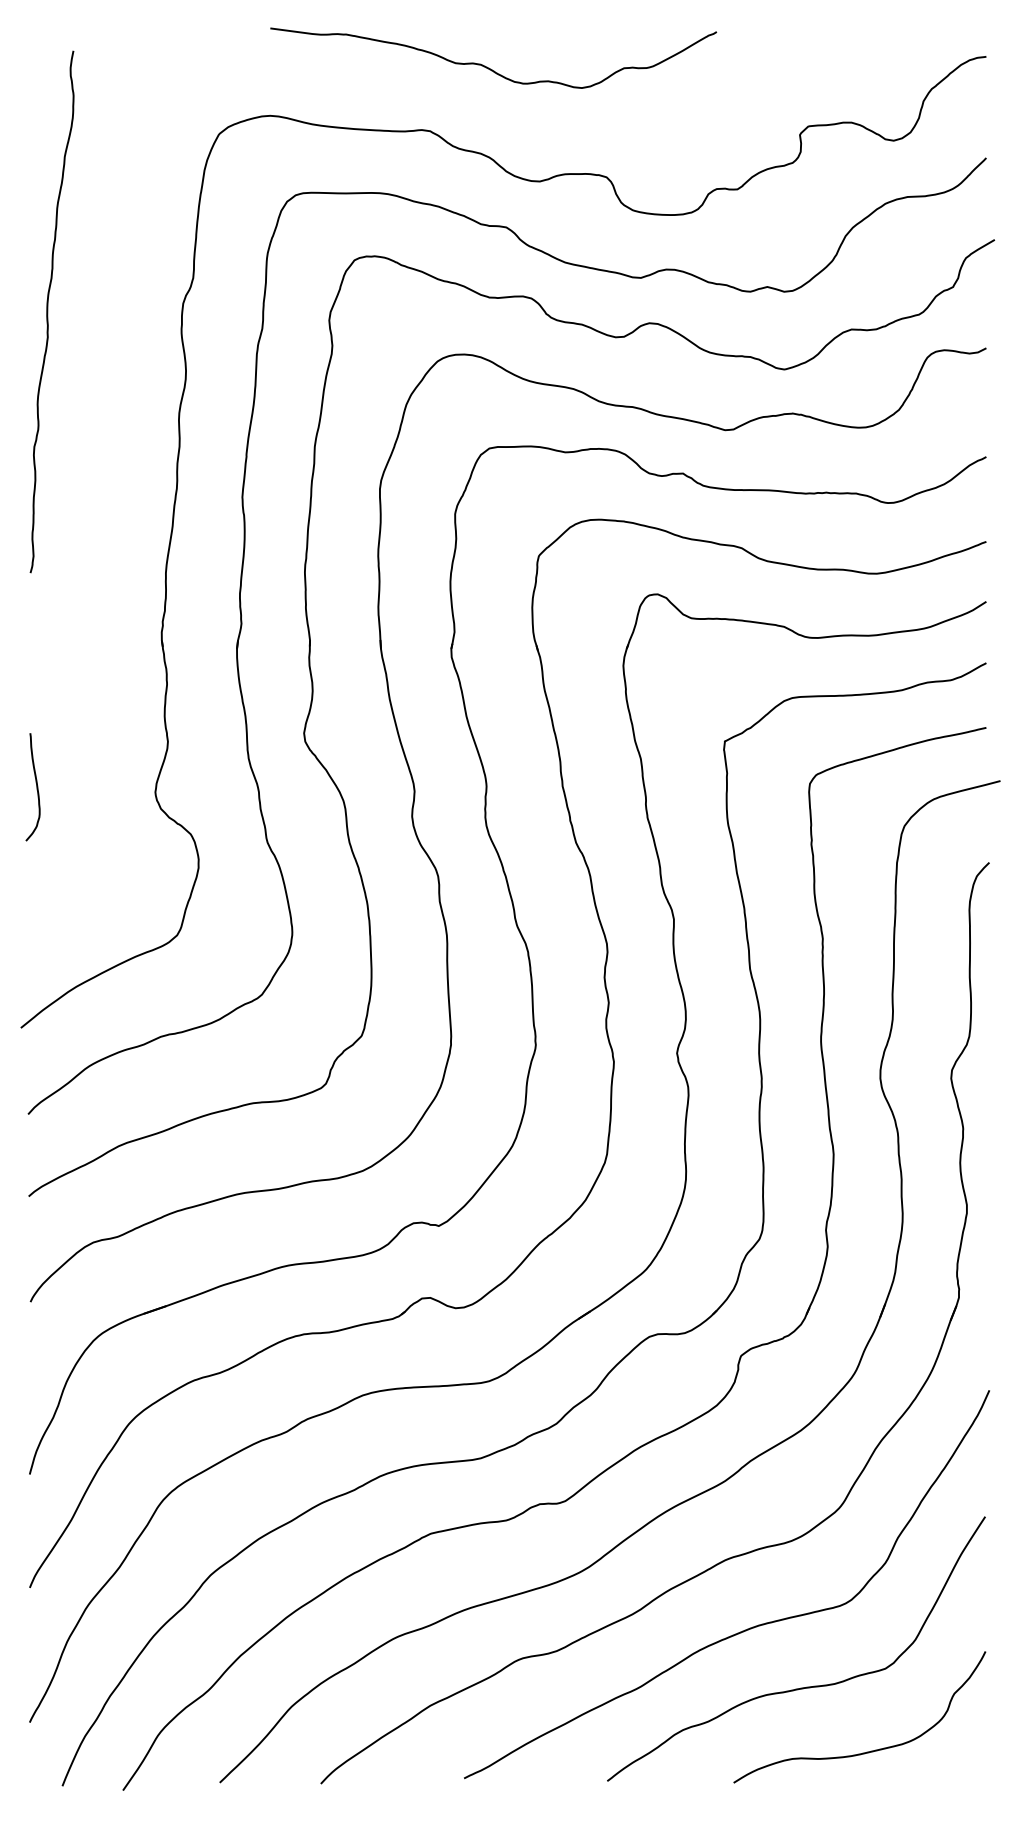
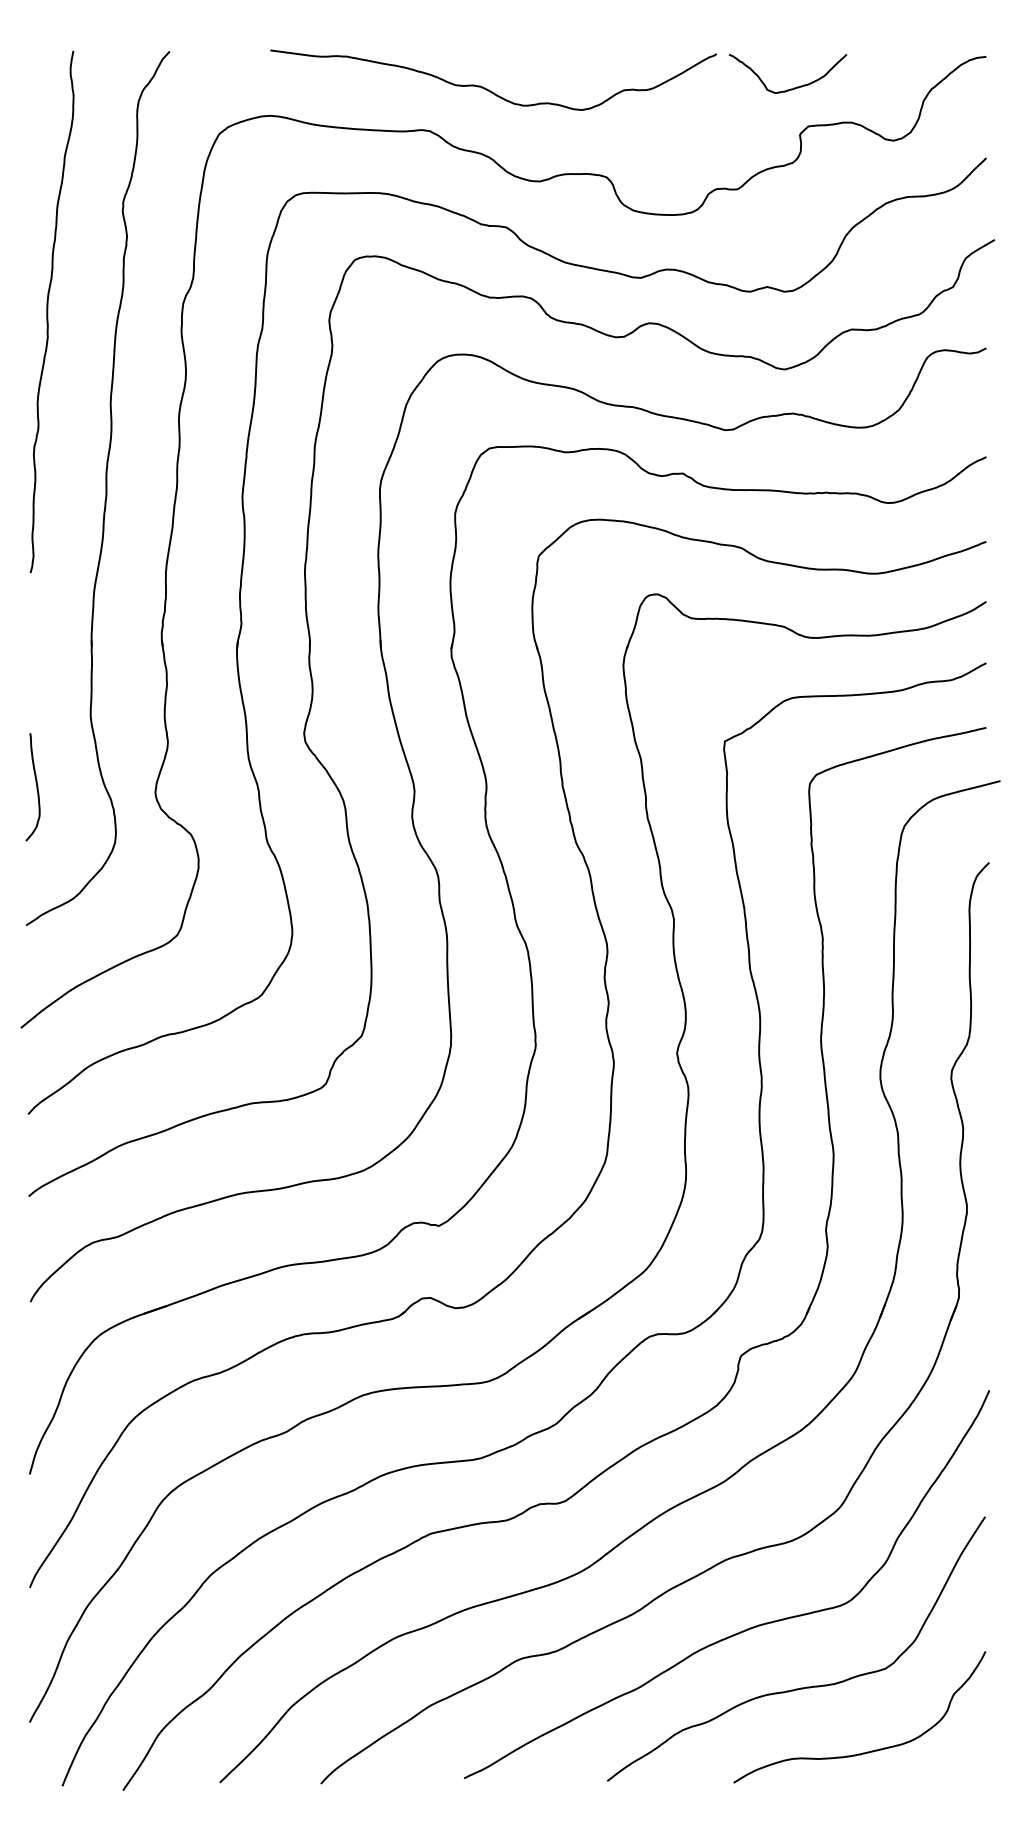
curve position: (487, 66) -> (487, 88) (487, 88)
curve: none -> present (790, 88)
part: none -> present (105, 488)
